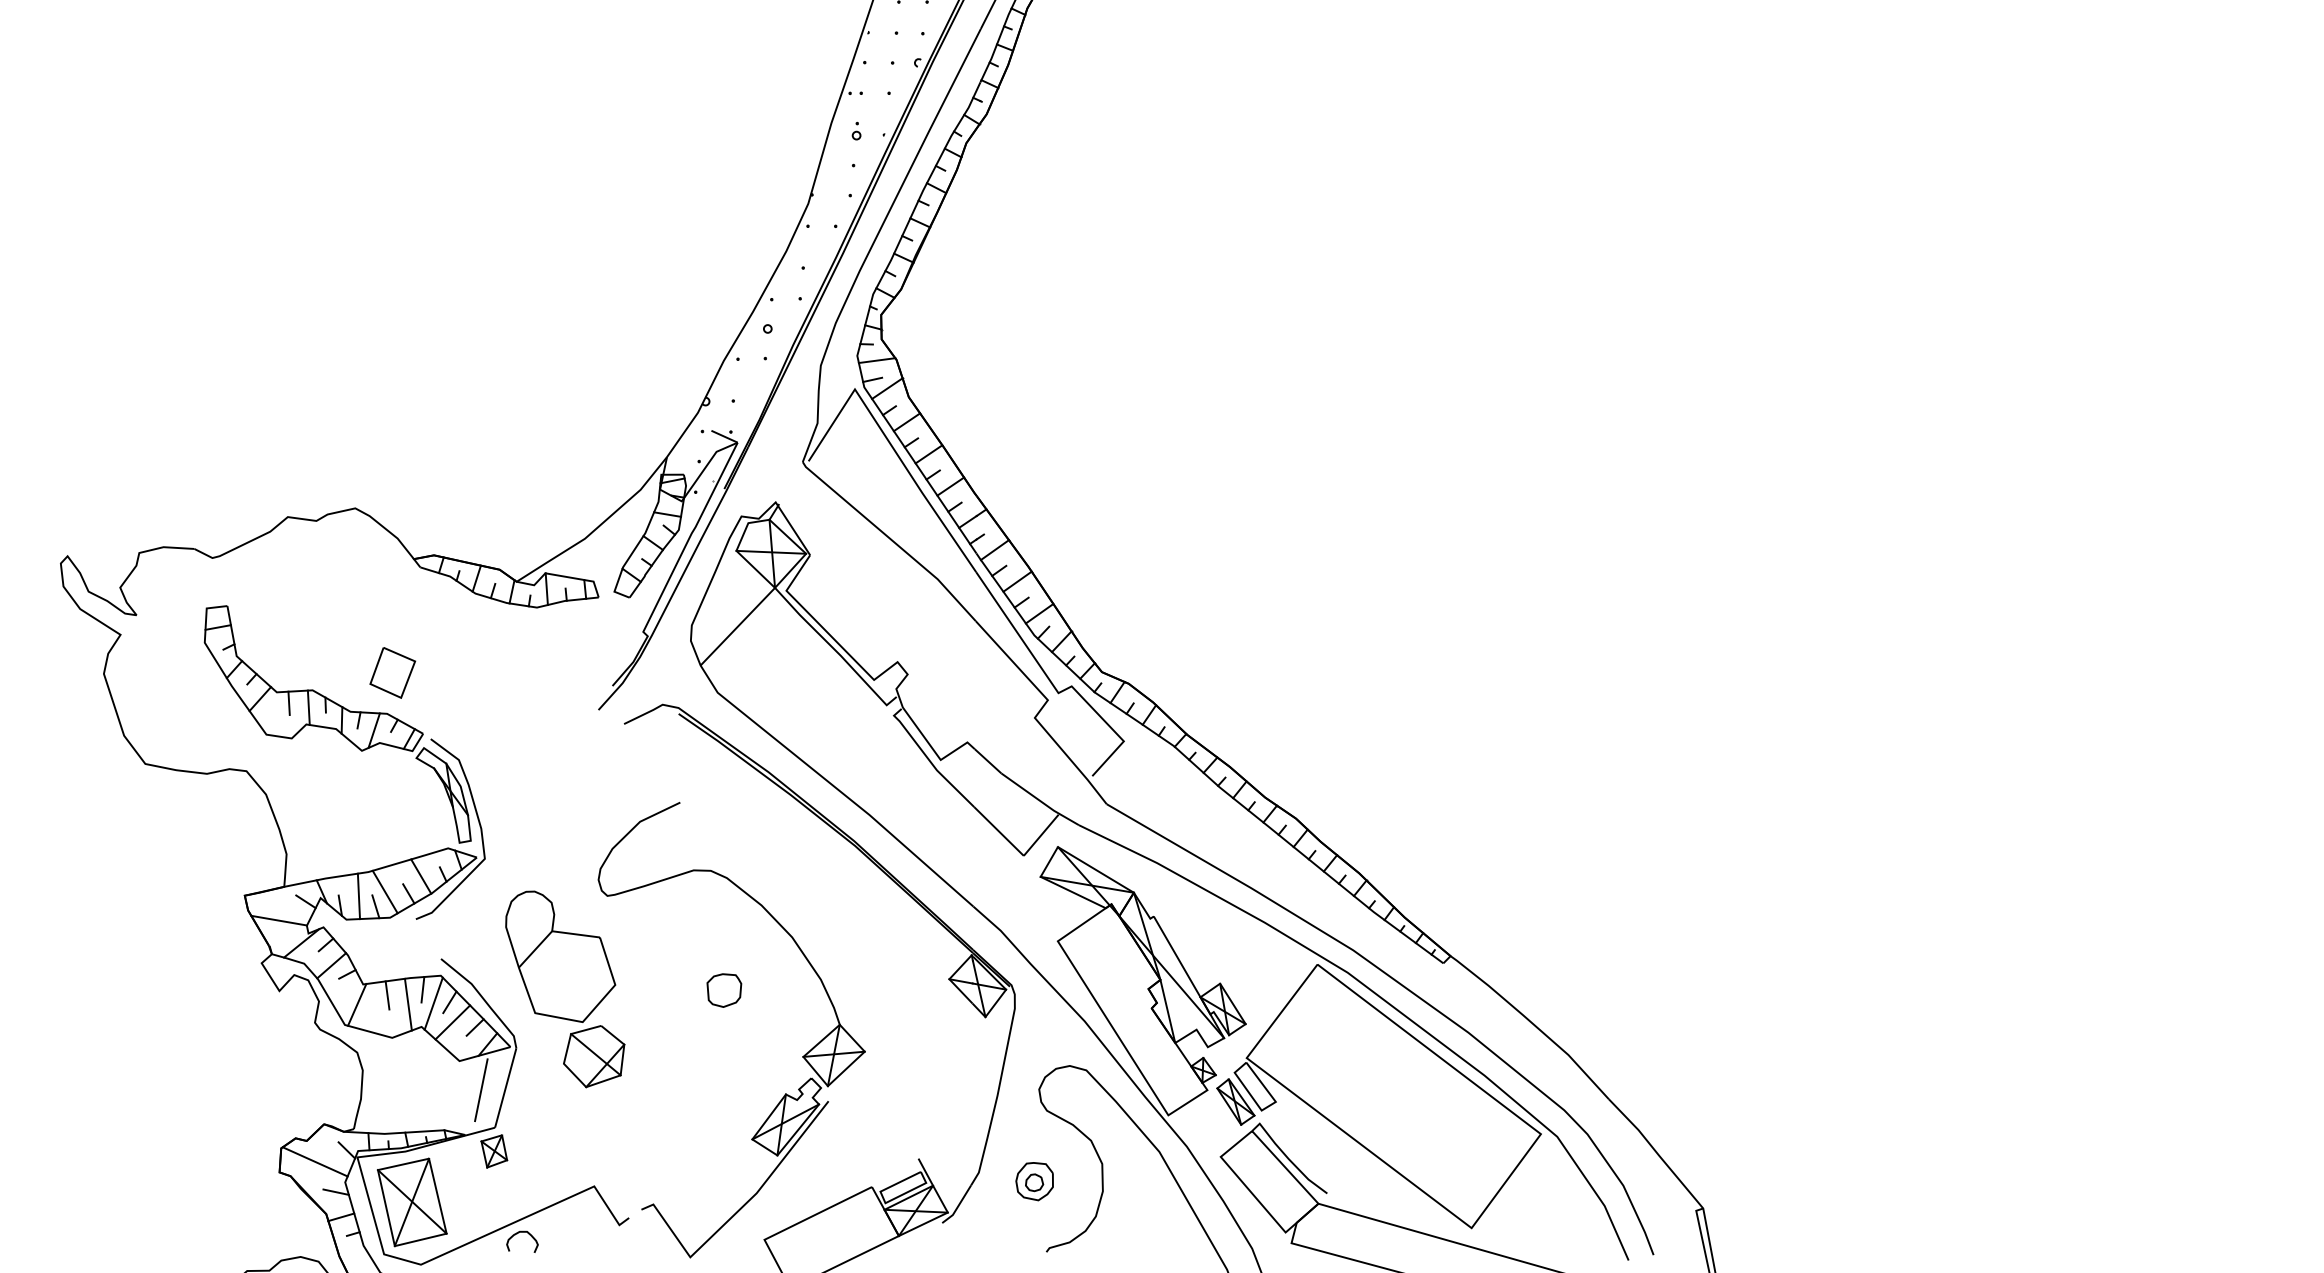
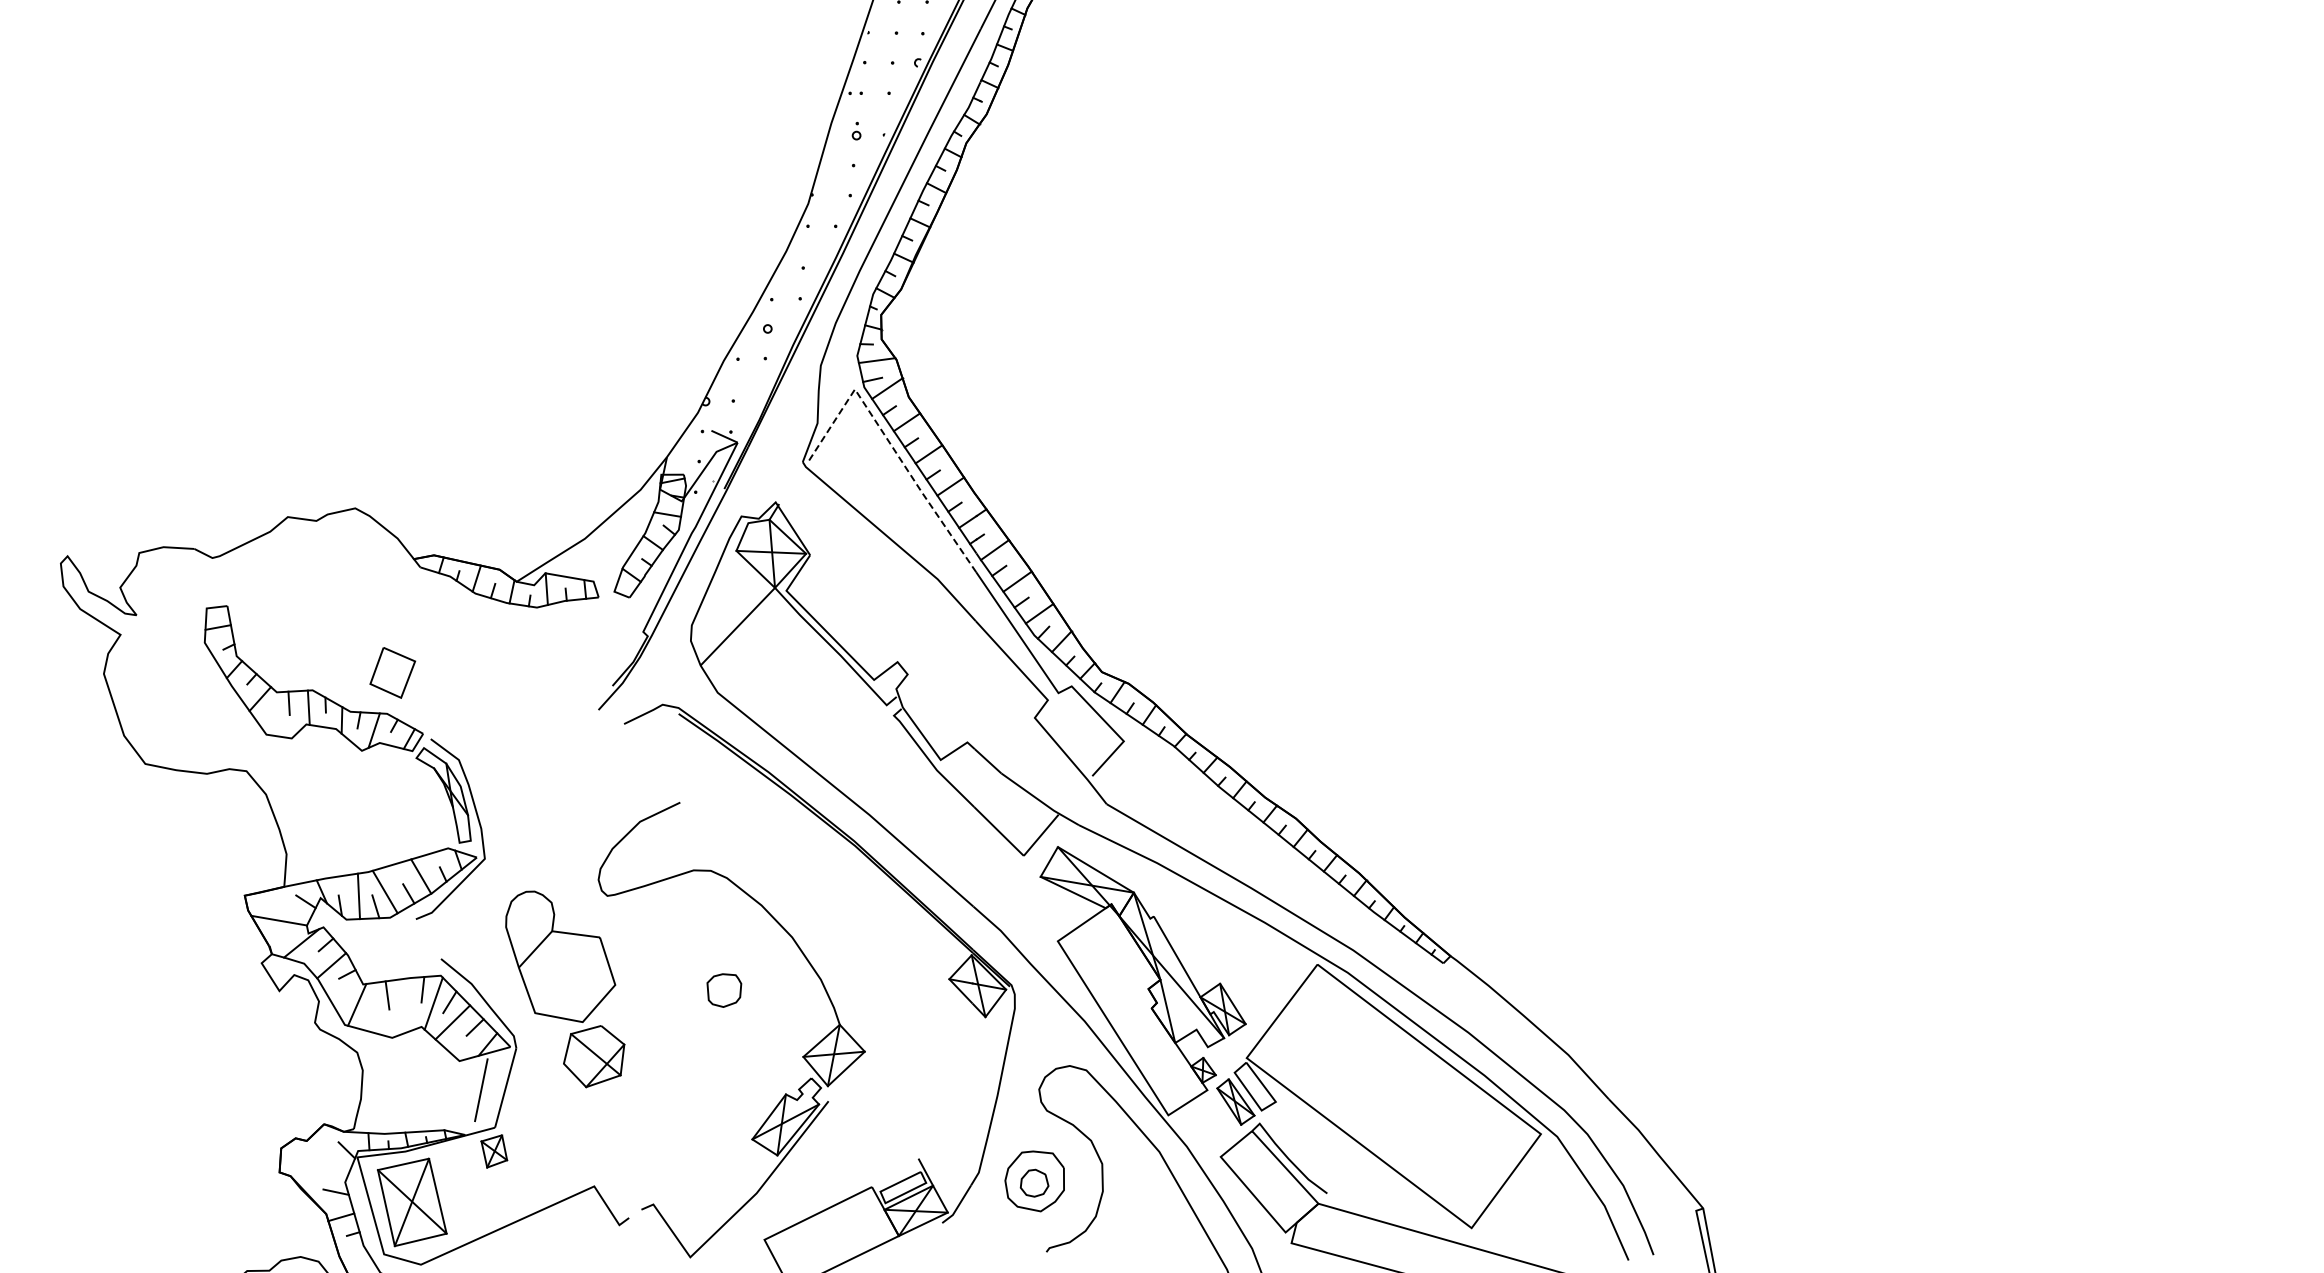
line: solid -> dashed (891, 445)
line: present -> none (407, 1004)
line: present -> none (314, 1161)
part size: 39x40 px -> 61x63 px (1034, 1181)
curve: present -> none (517, 1234)
